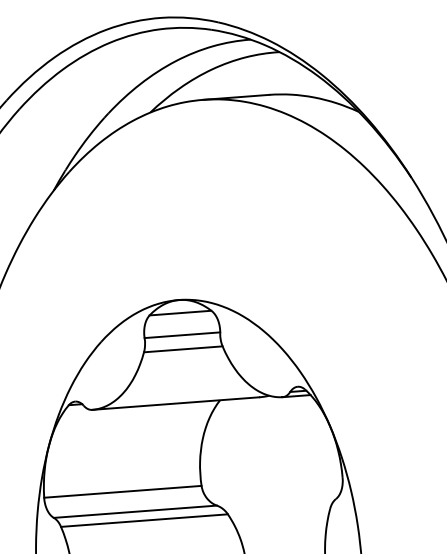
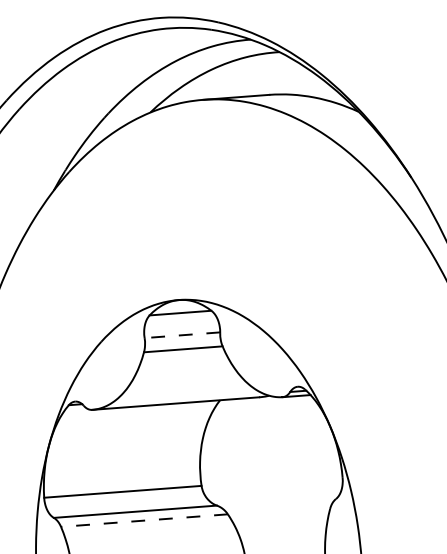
line: solid -> dashed (182, 335)
line: solid -> dashed (144, 520)
